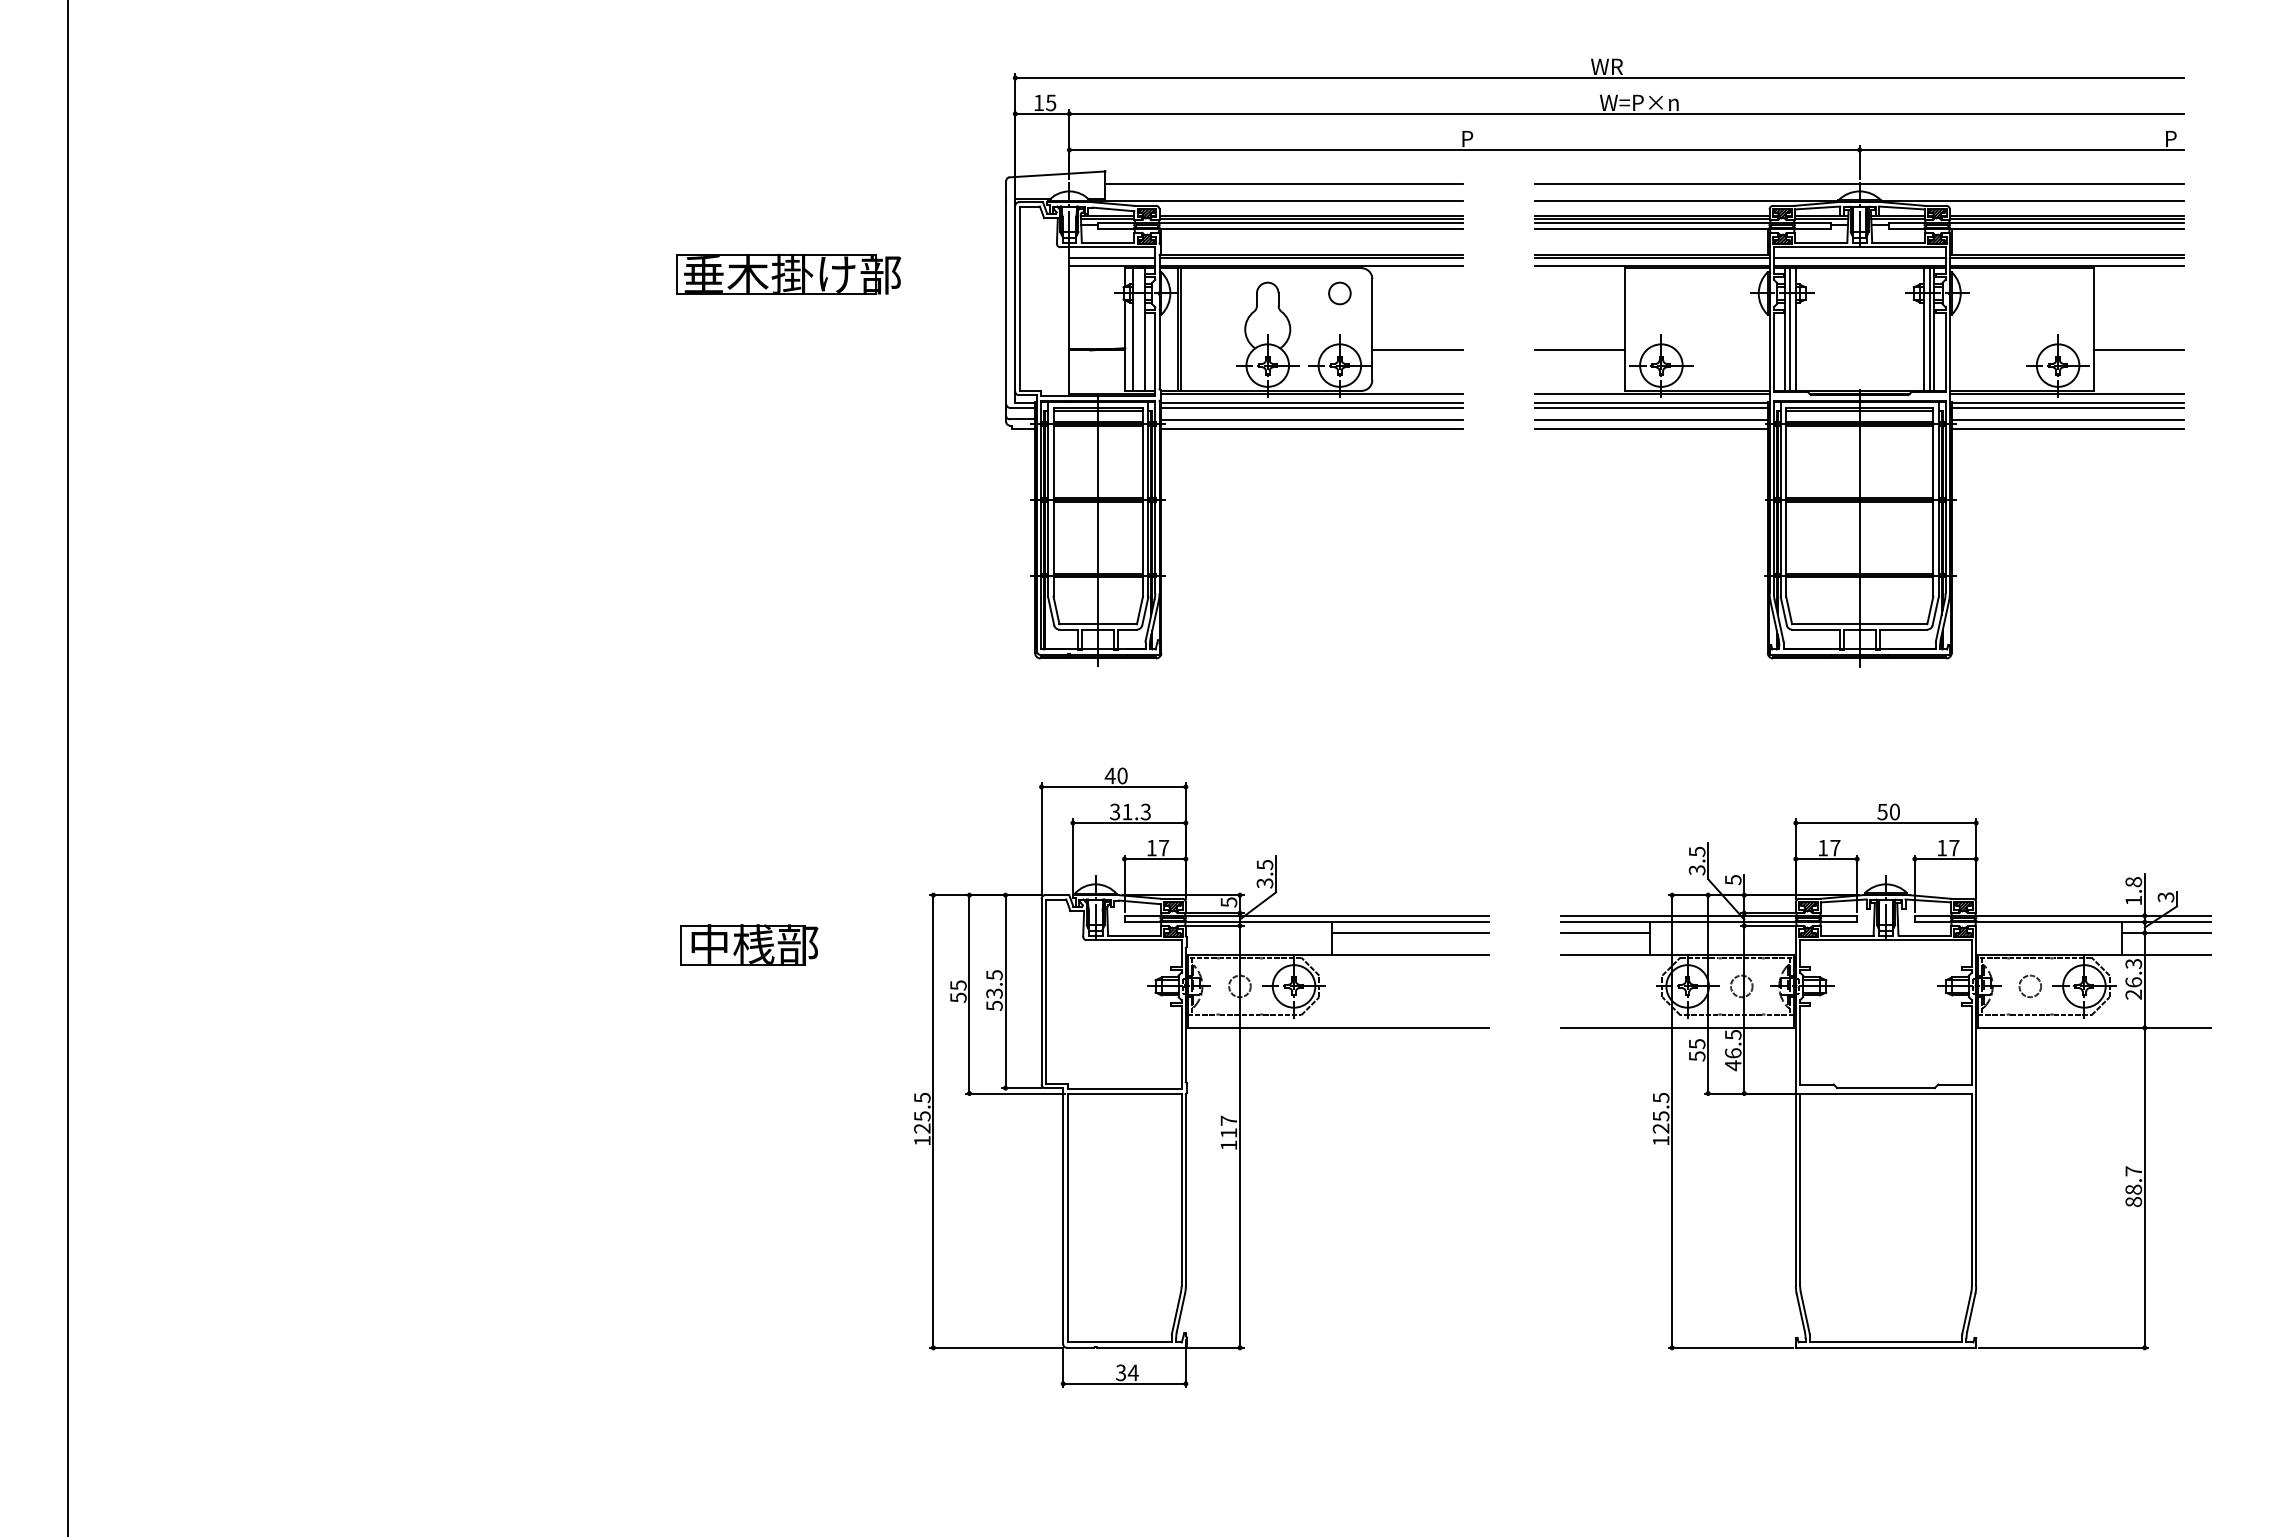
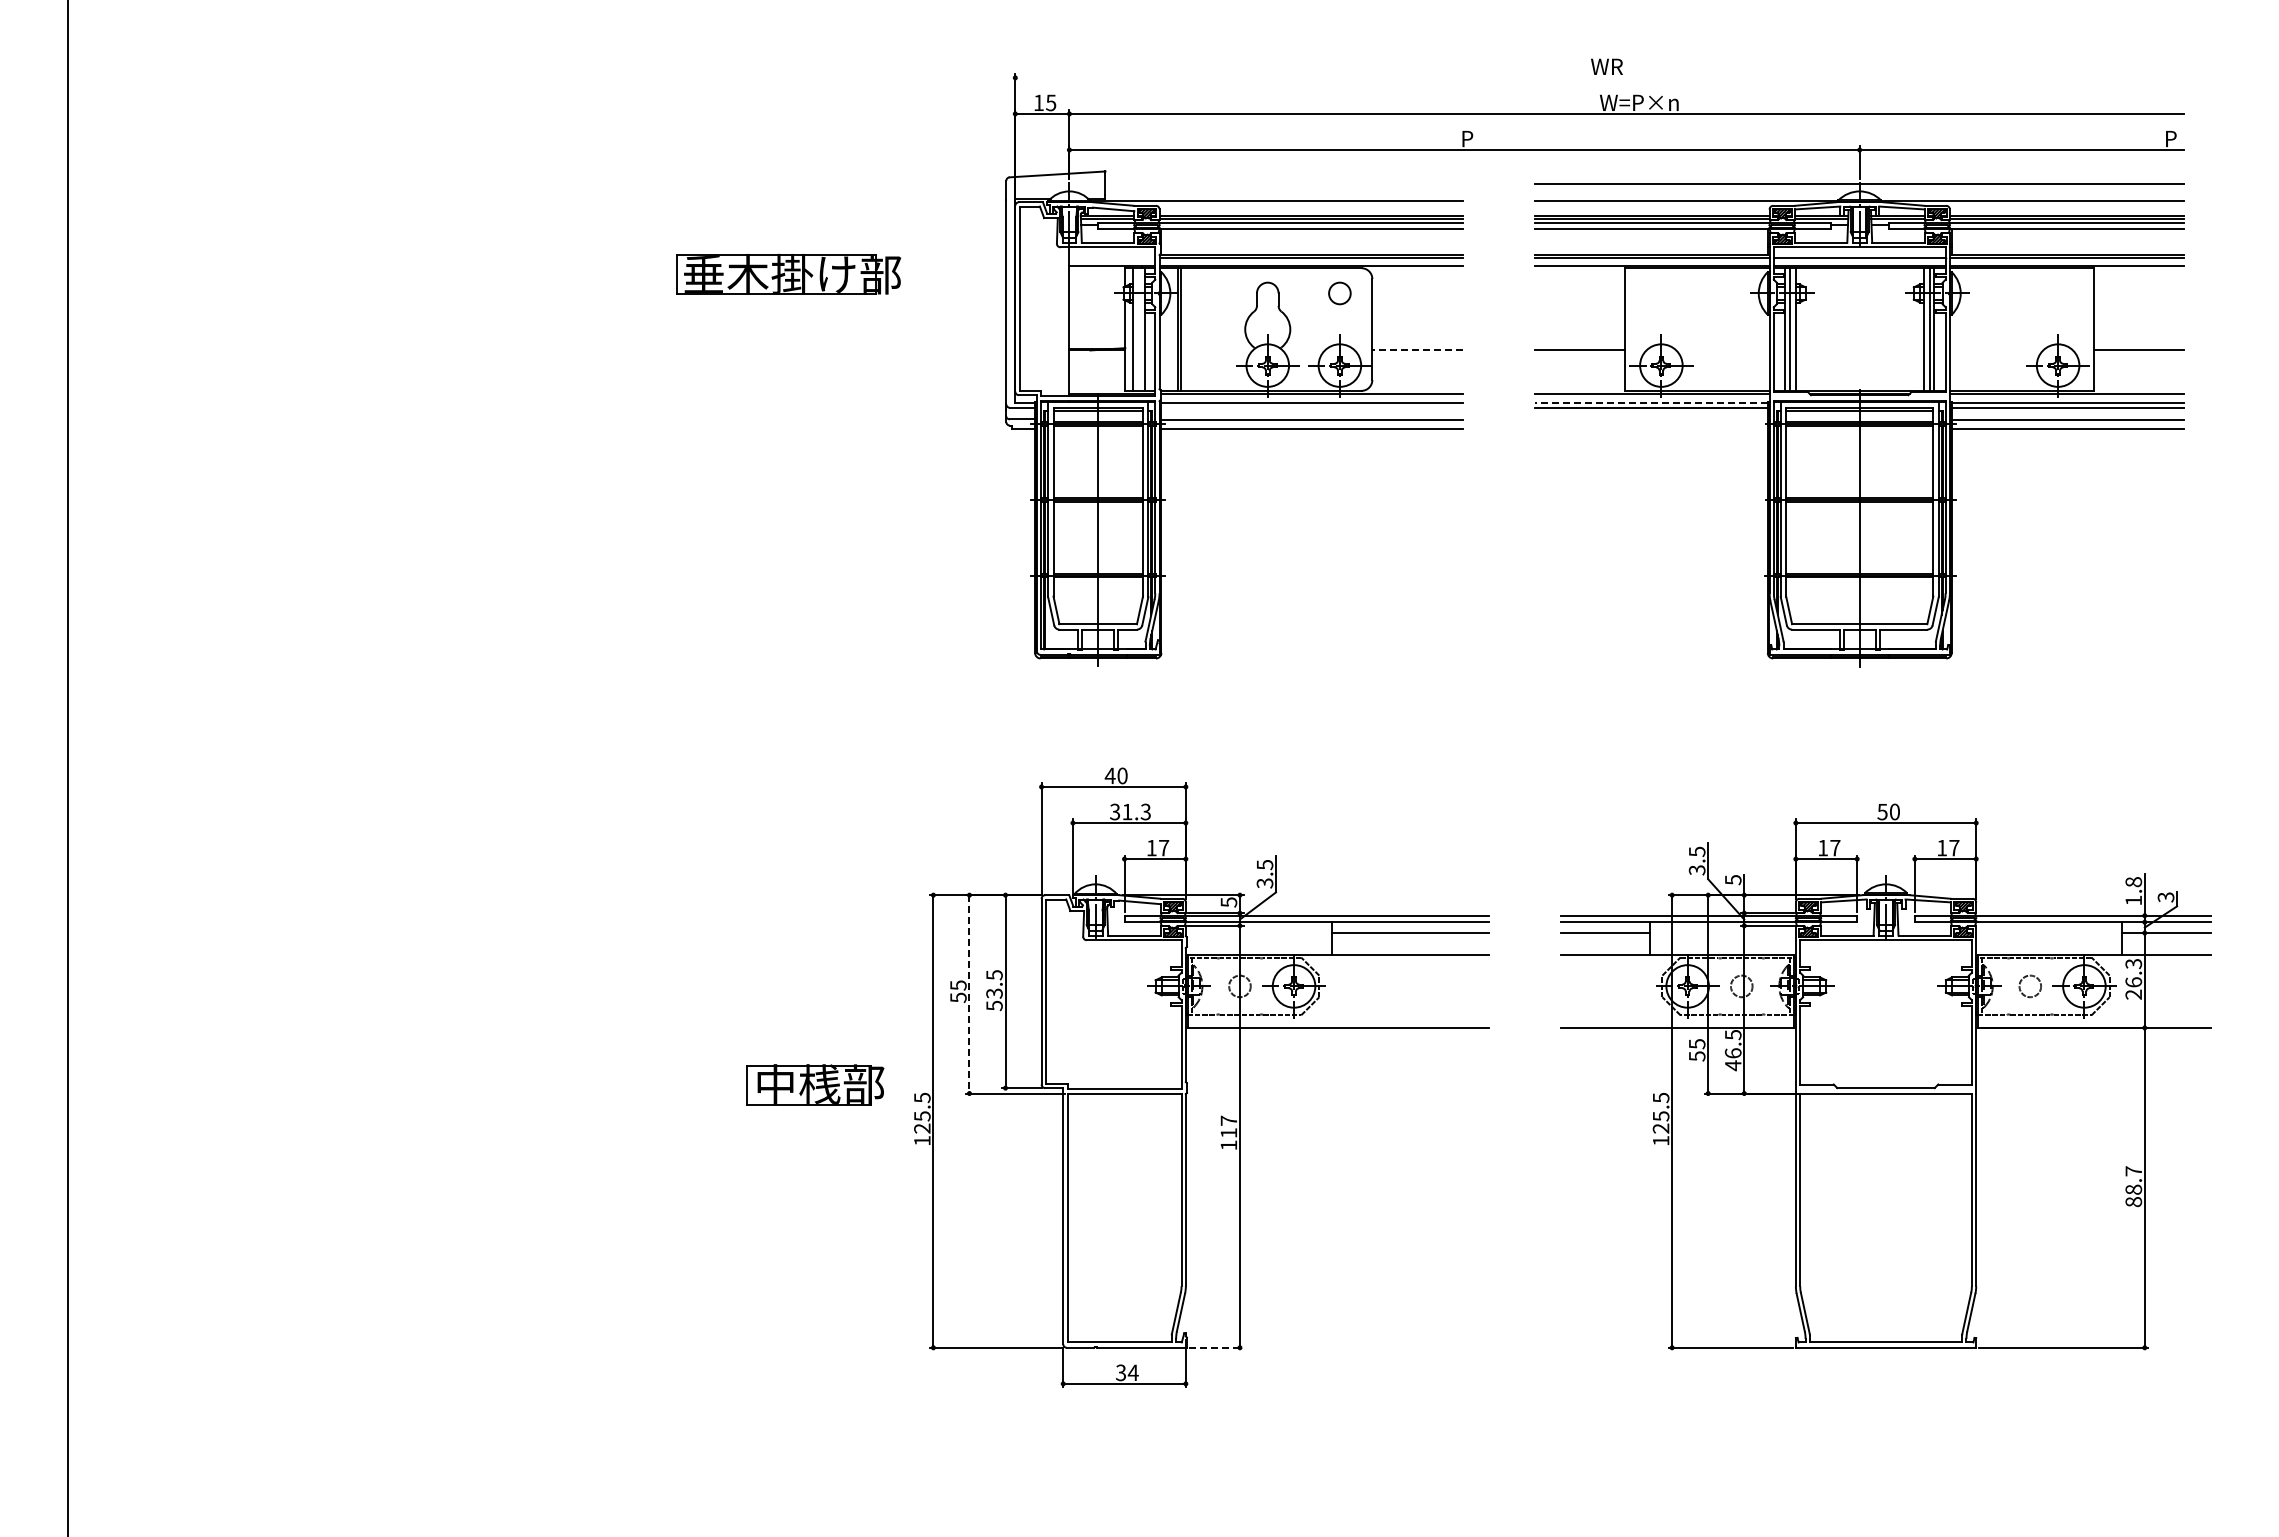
line: present -> none (1599, 77)
line: present -> none (1284, 184)
line: present -> none (1112, 258)
line: solid -> dashed (1417, 350)
line: solid -> dashed (1650, 403)
line: present -> none (1312, 407)
line: present -> none (1651, 420)
line: present -> none (1651, 429)
part position: (749, 944) -> (815, 1084) (815, 1084)
line: solid -> dashed (969, 994)
line: solid -> dashed (1217, 1347)
